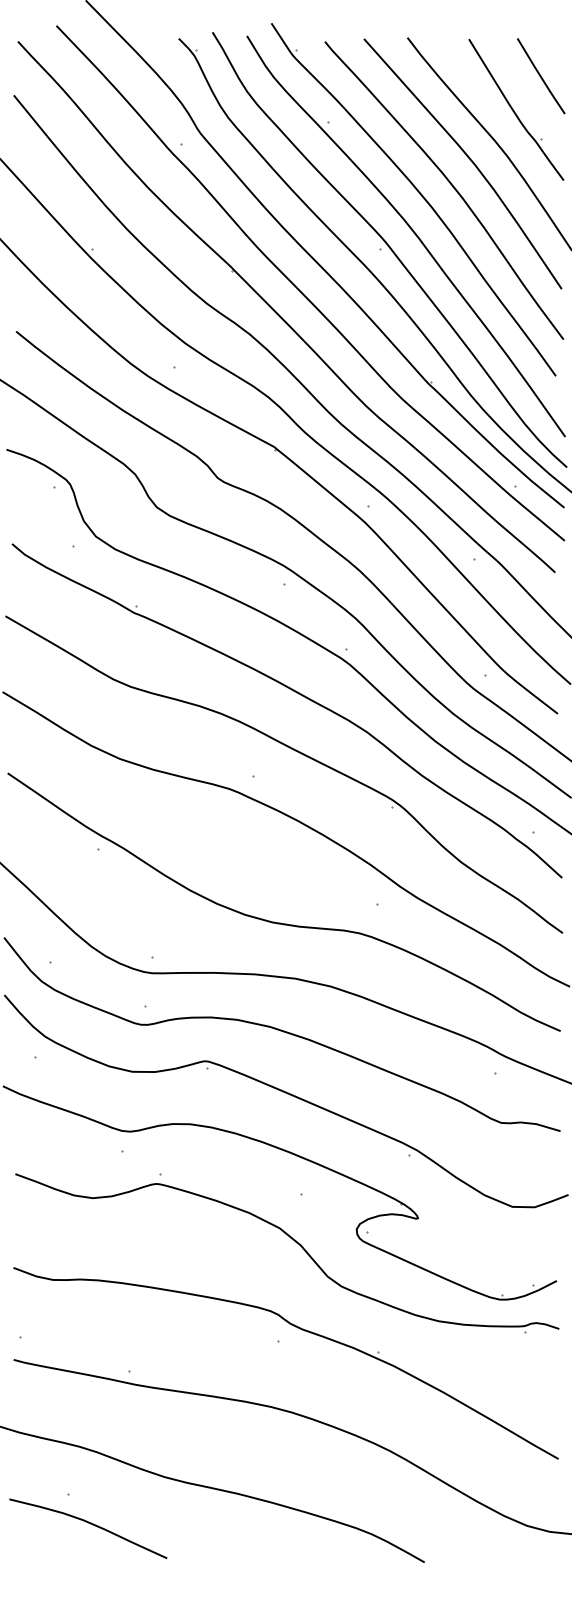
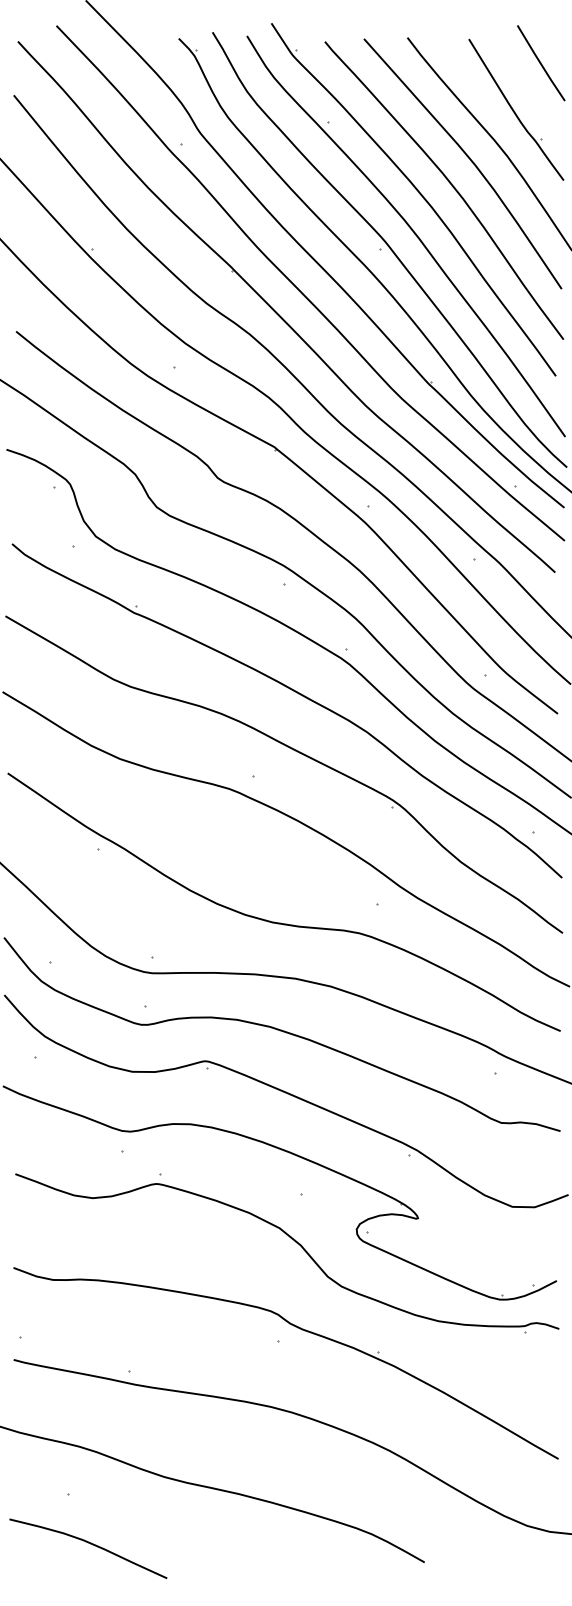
line position: (541, 76) -> (541, 63) (541, 63)
curve position: (90, 1524) -> (90, 1544) (90, 1544)
